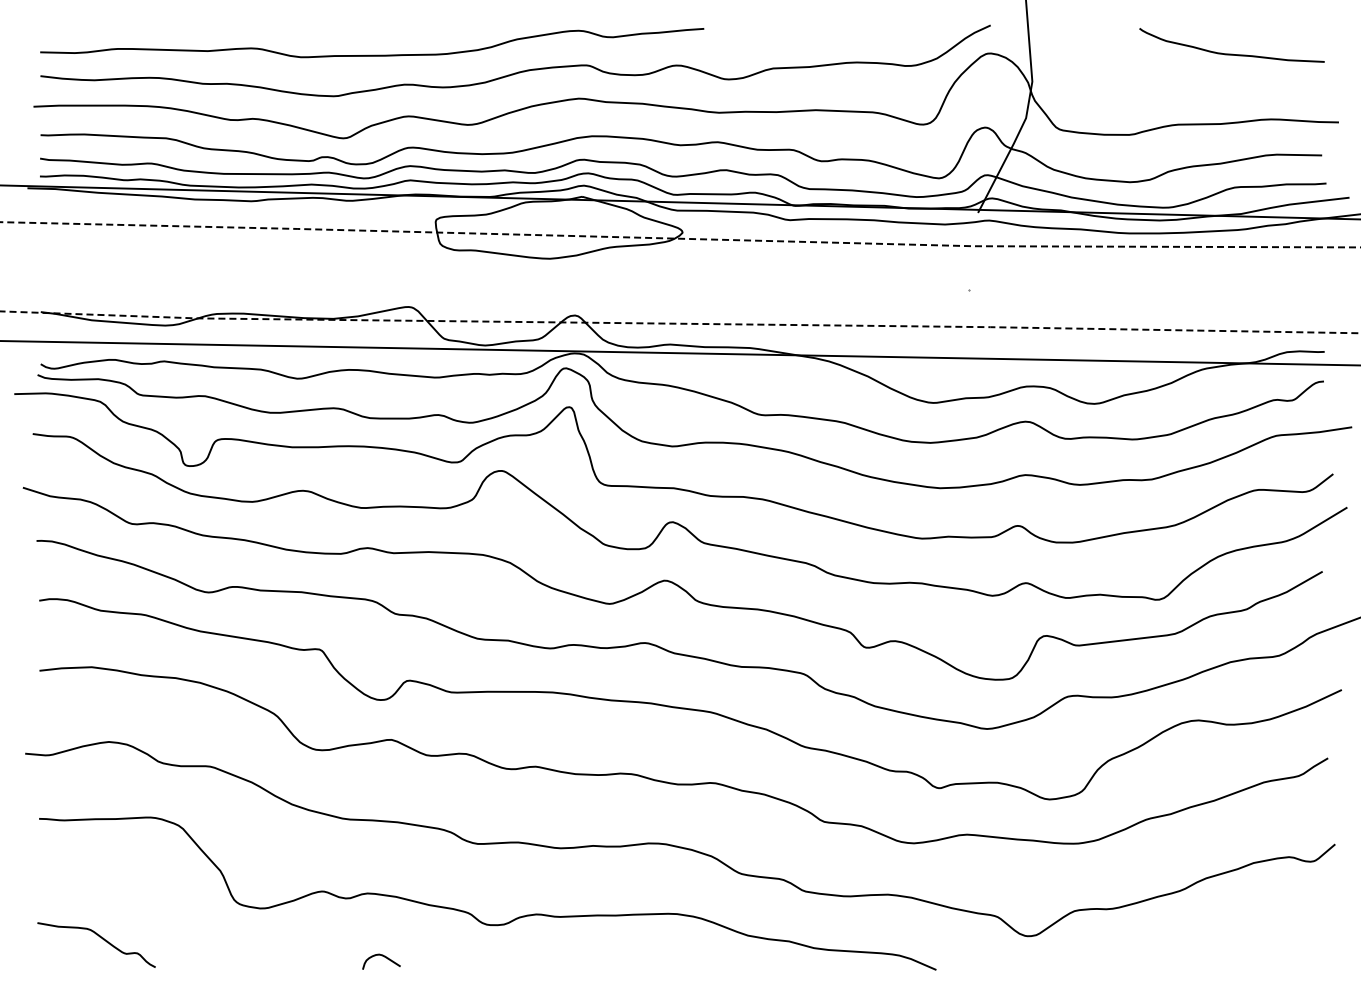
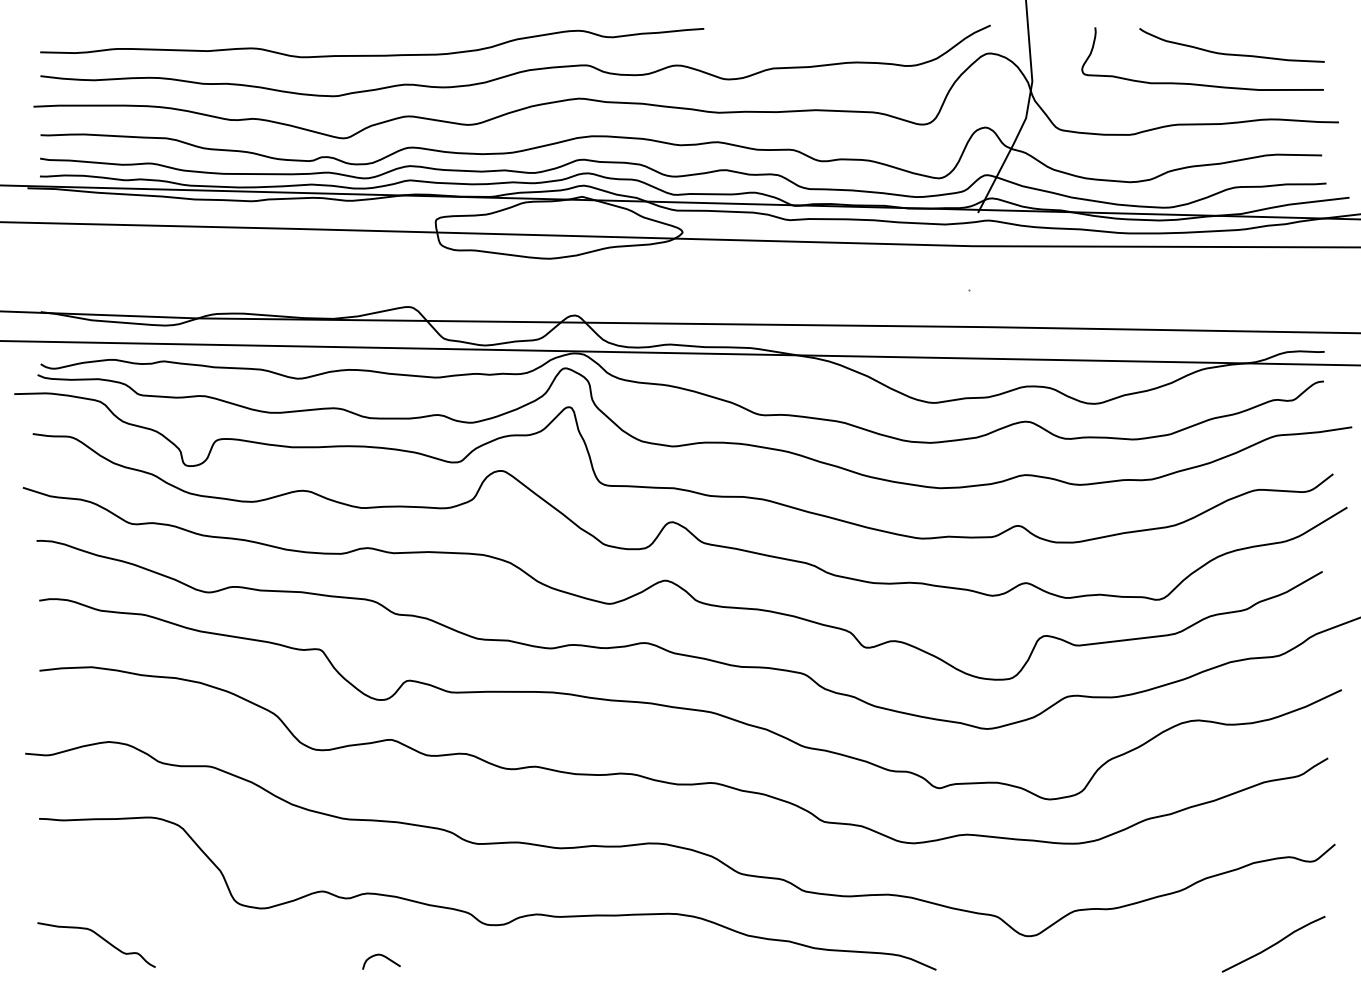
curve: none -> present (1197, 83)
line: dashed -> solid (680, 238)
line: dashed -> solid (680, 323)
curve: none -> present (1274, 943)
